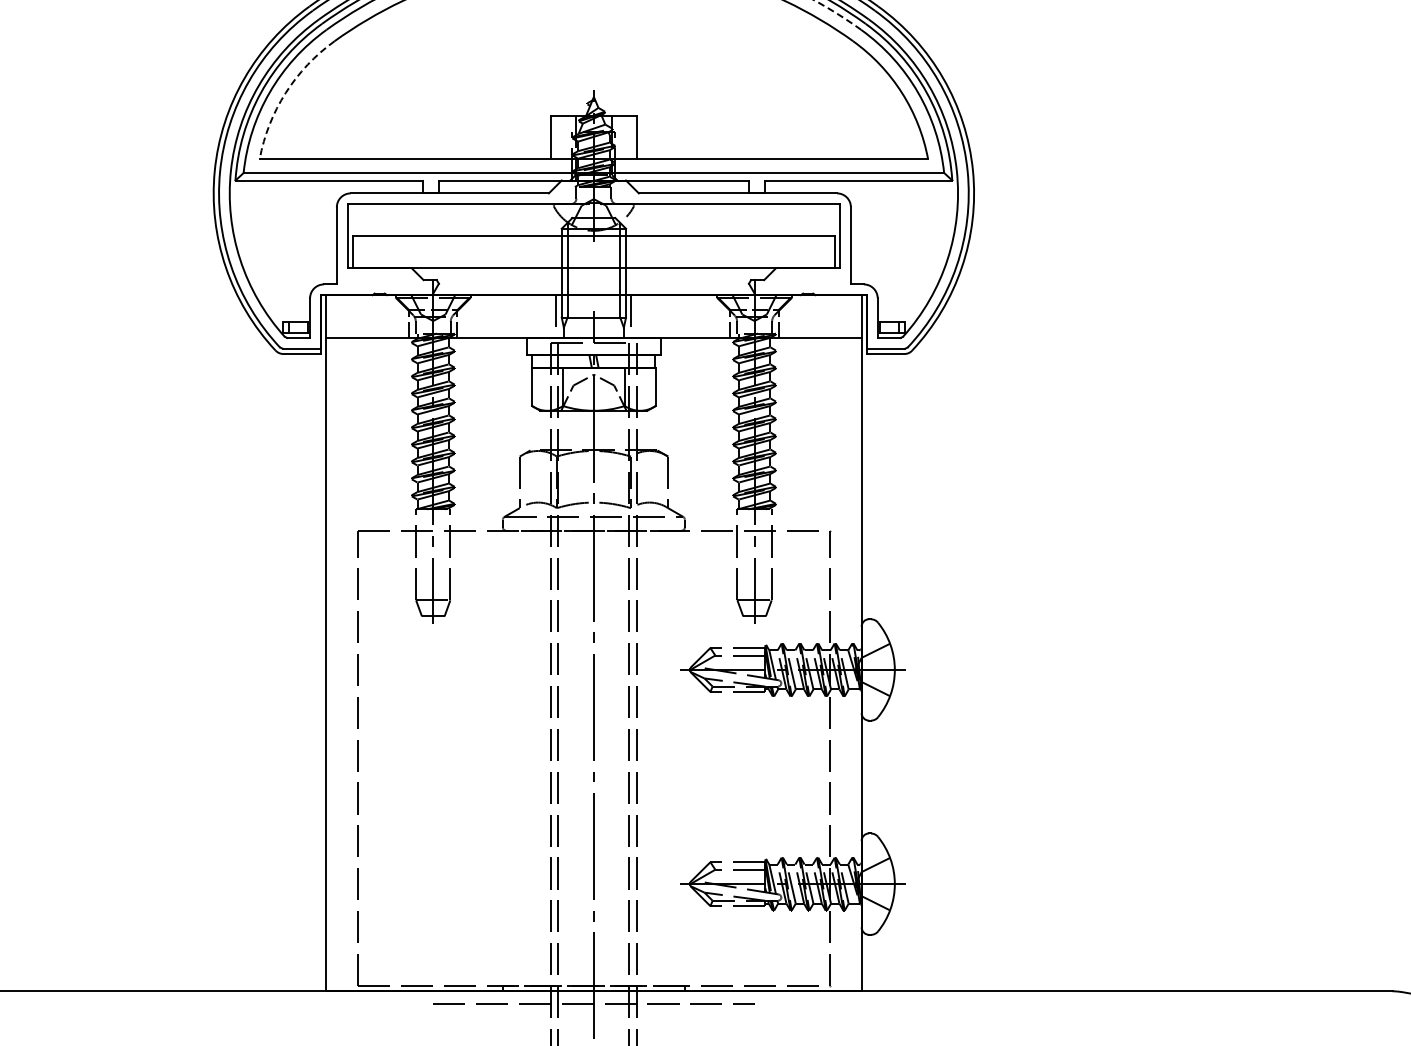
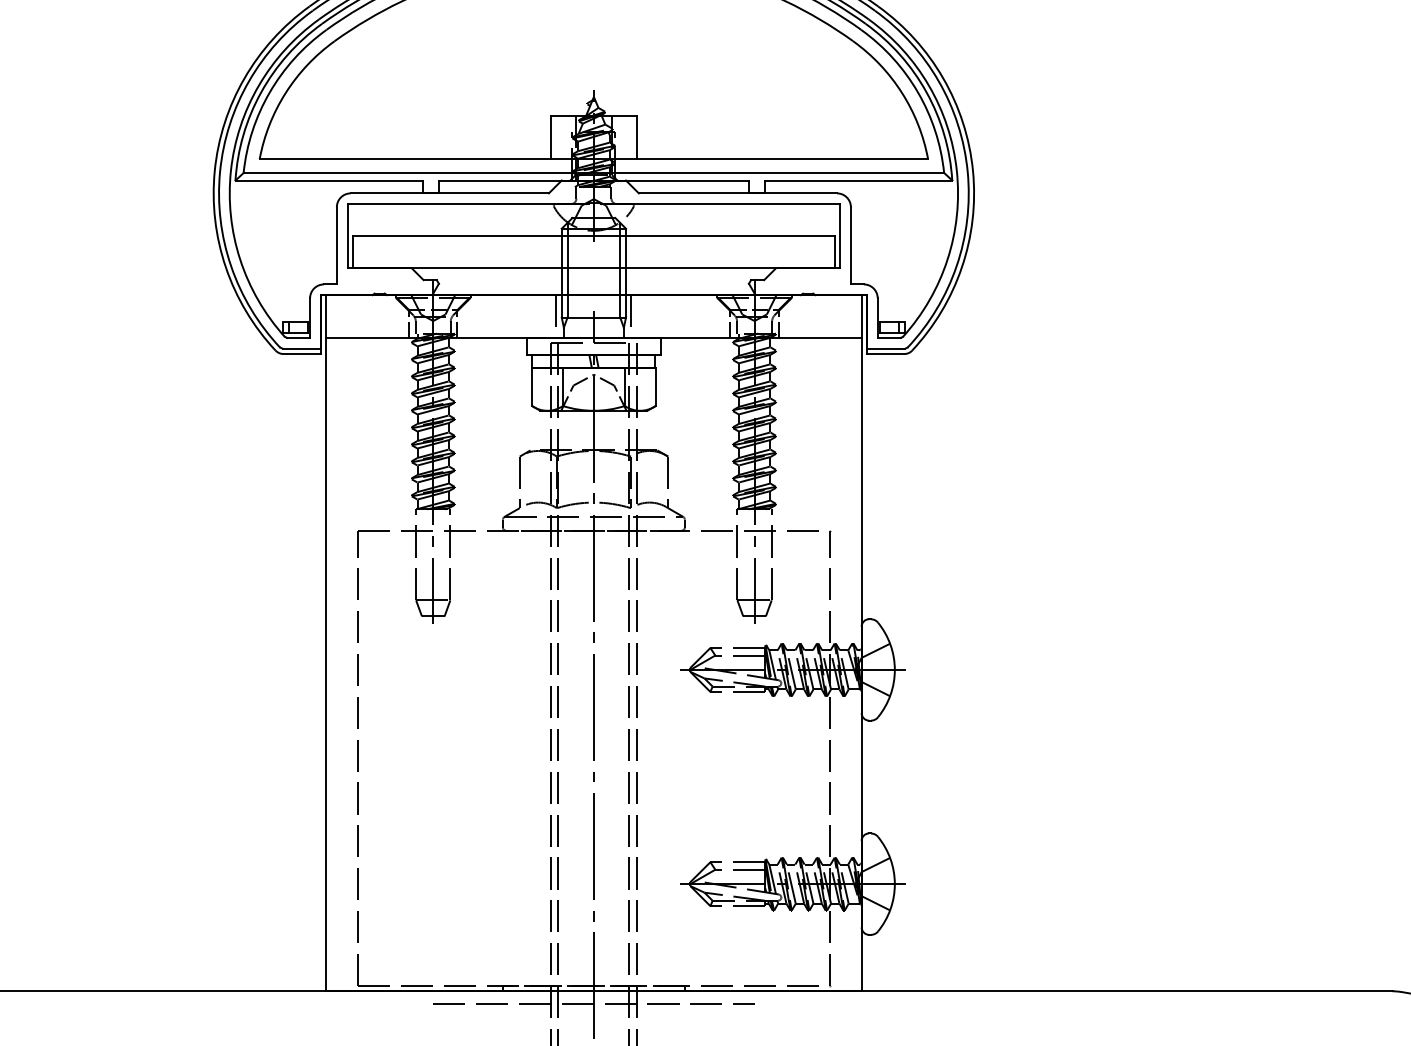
arc: dashed -> solid (837, 14)
arc: dashed -> solid (285, 92)
